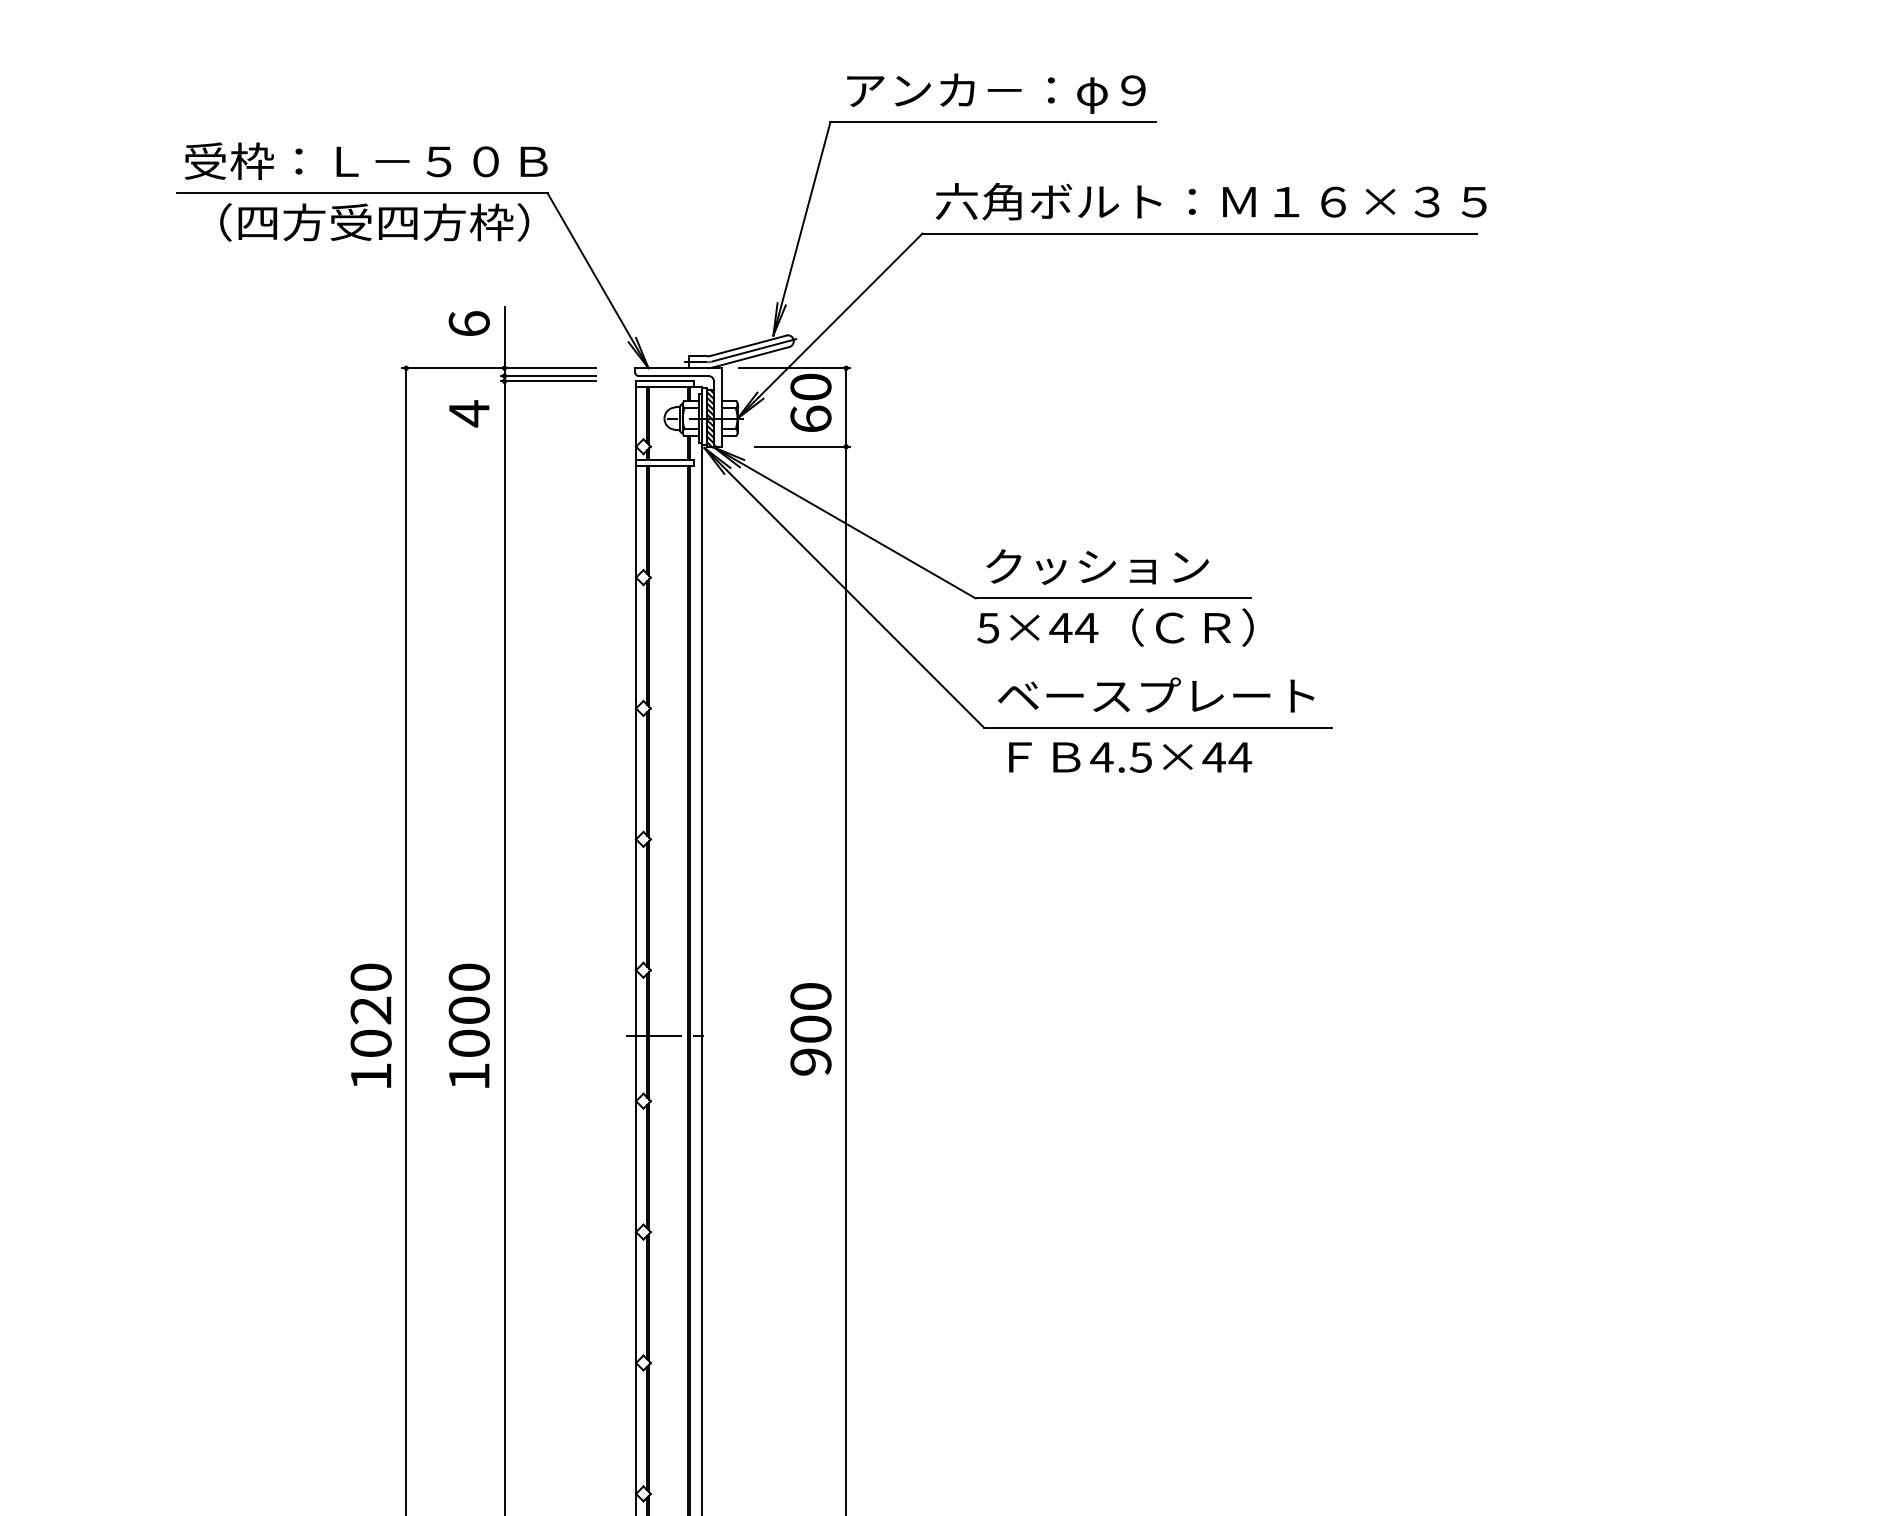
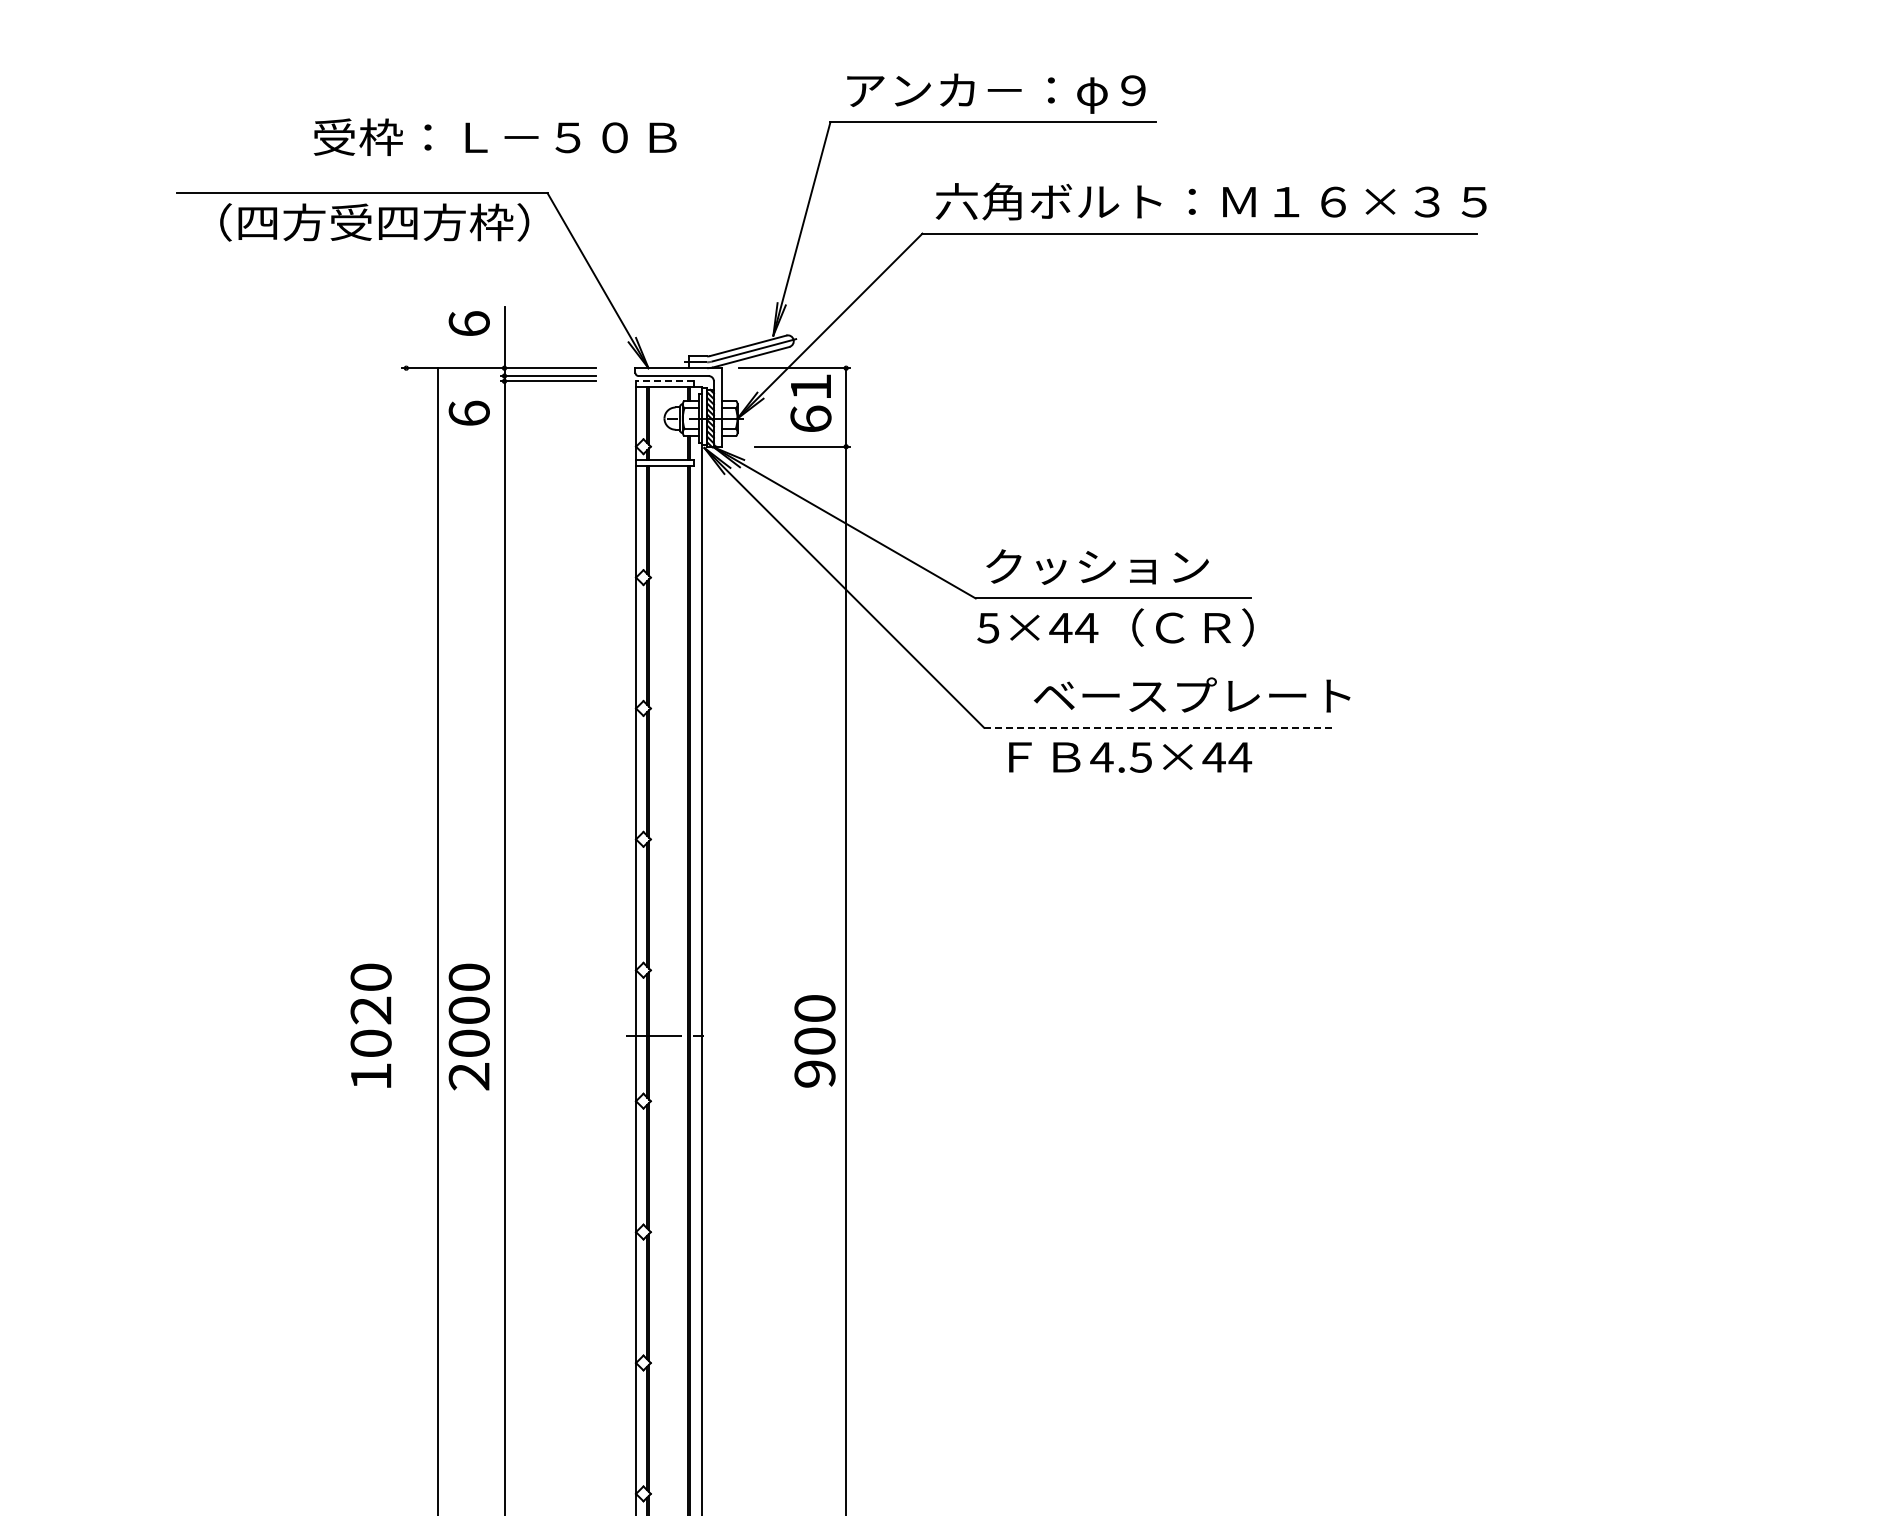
text position: (365, 160) -> (494, 136) (494, 136)
line: solid -> dashed (664, 381)
text: 60 -> 61 (810, 386)
text: 4 -> 6 (468, 413)
text position: (1155, 694) -> (1191, 694) (1191, 694)
line: solid -> dashed (1158, 727)
line position: (406, 940) -> (438, 940) (438, 940)
text position: (810, 1029) -> (814, 1041) (814, 1041)
text: 1000 -> 2000 (468, 1076)
